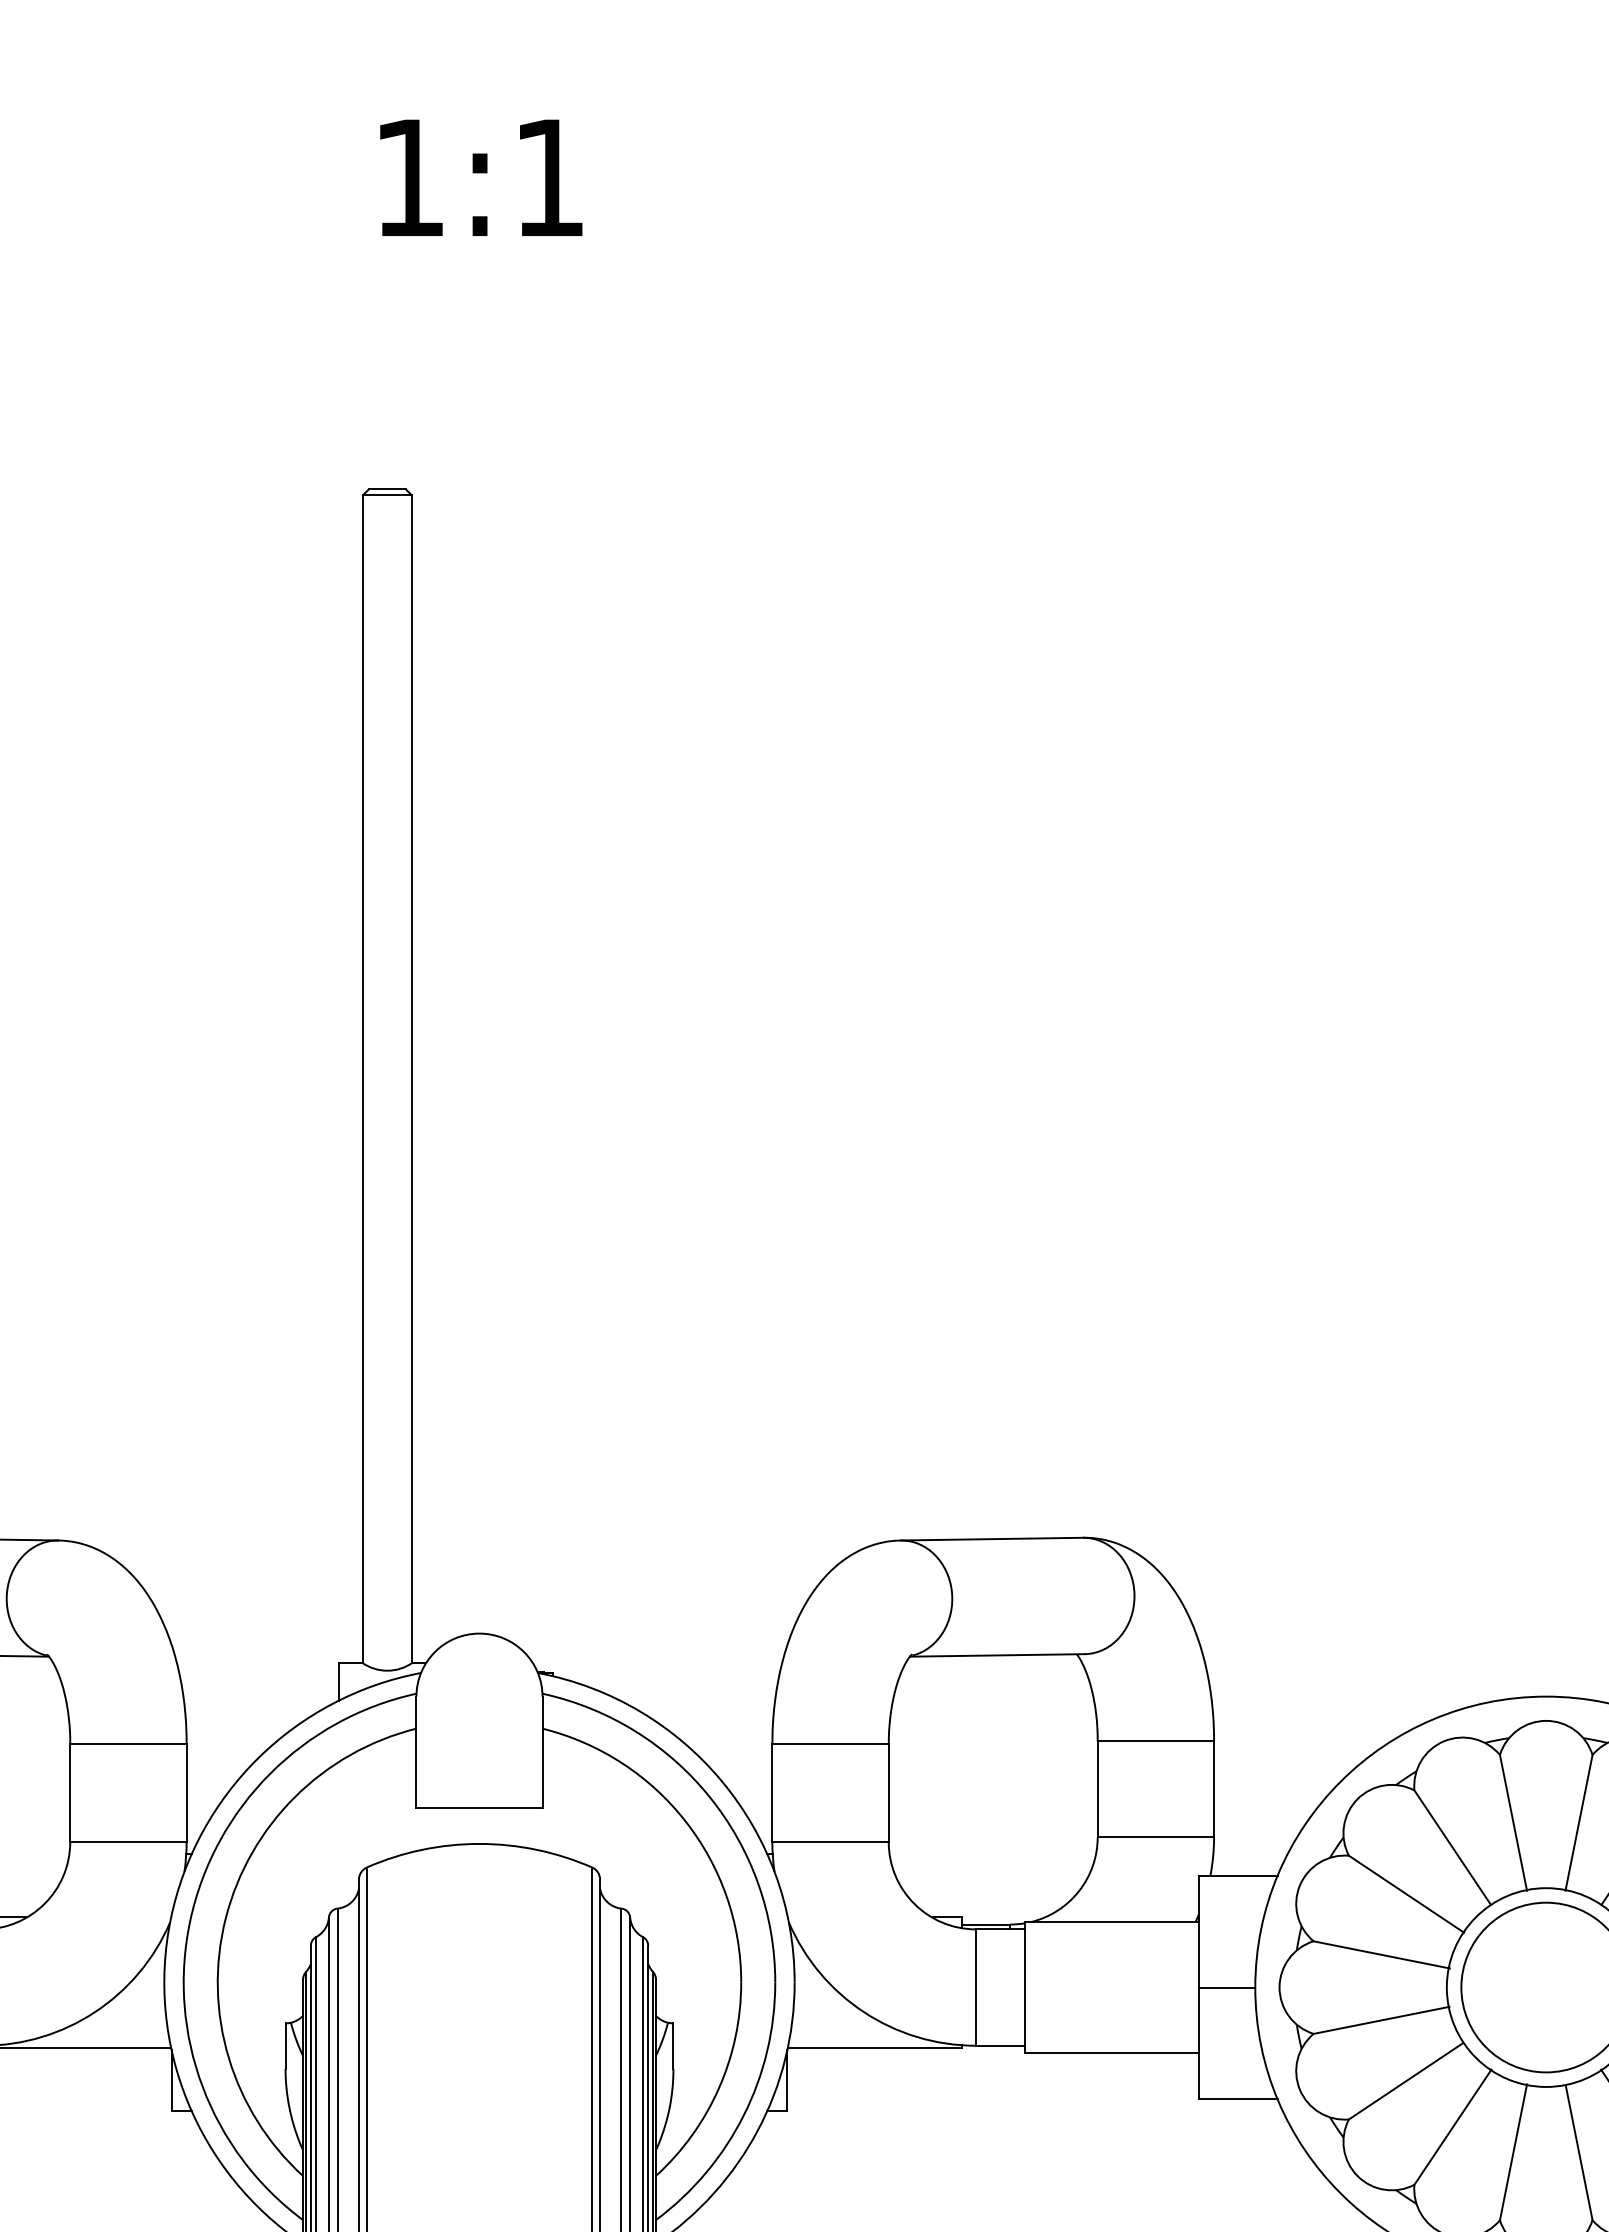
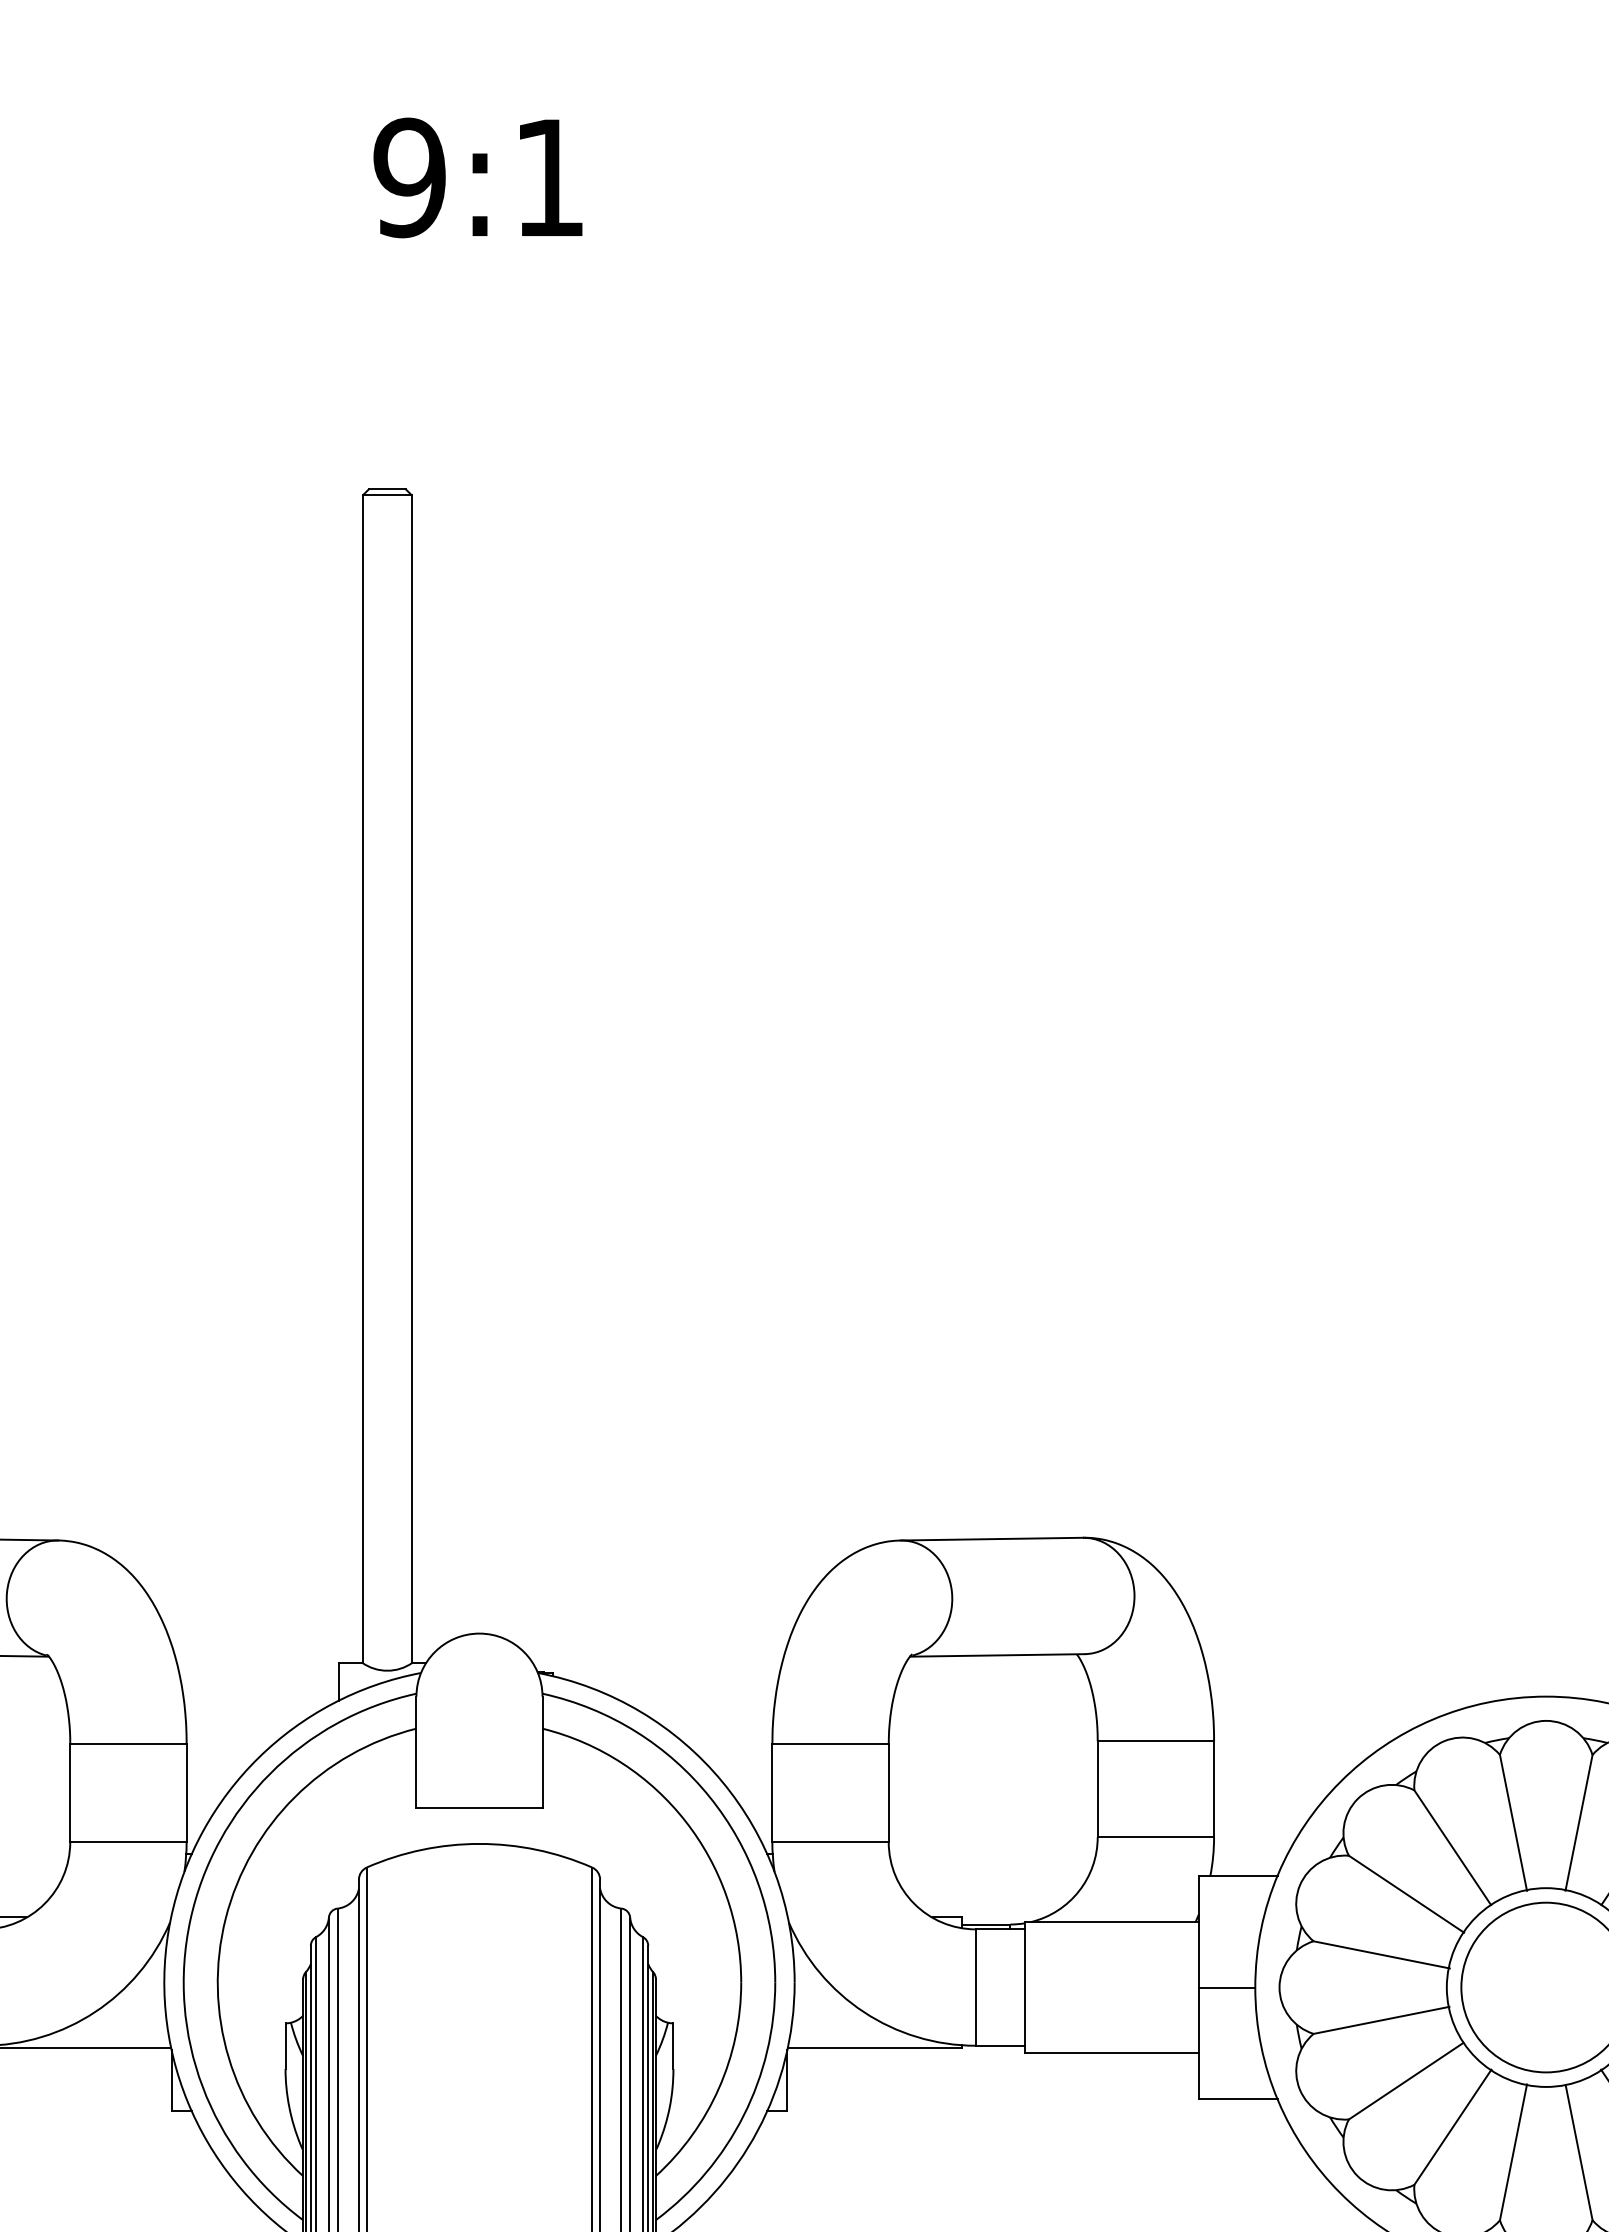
text: 1:1 -> 9:1 (409, 177)
